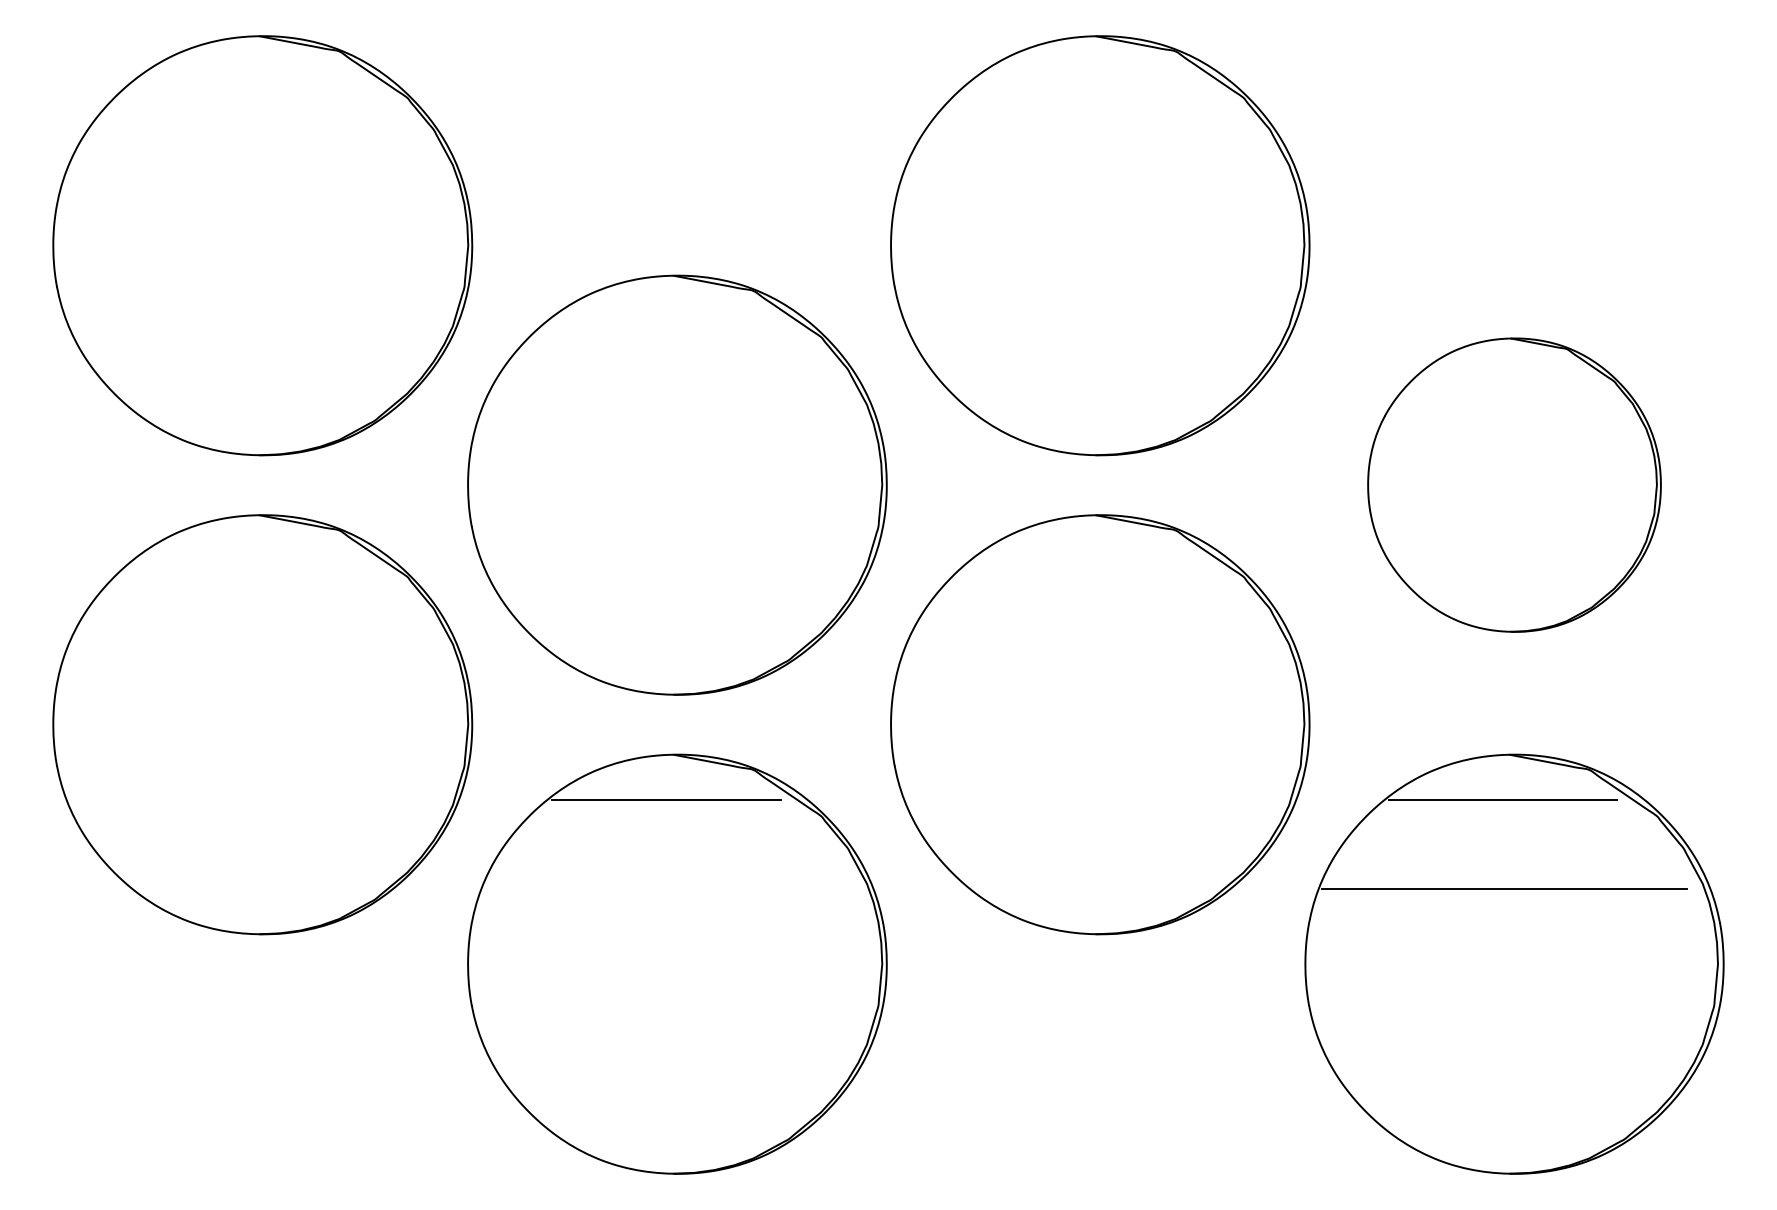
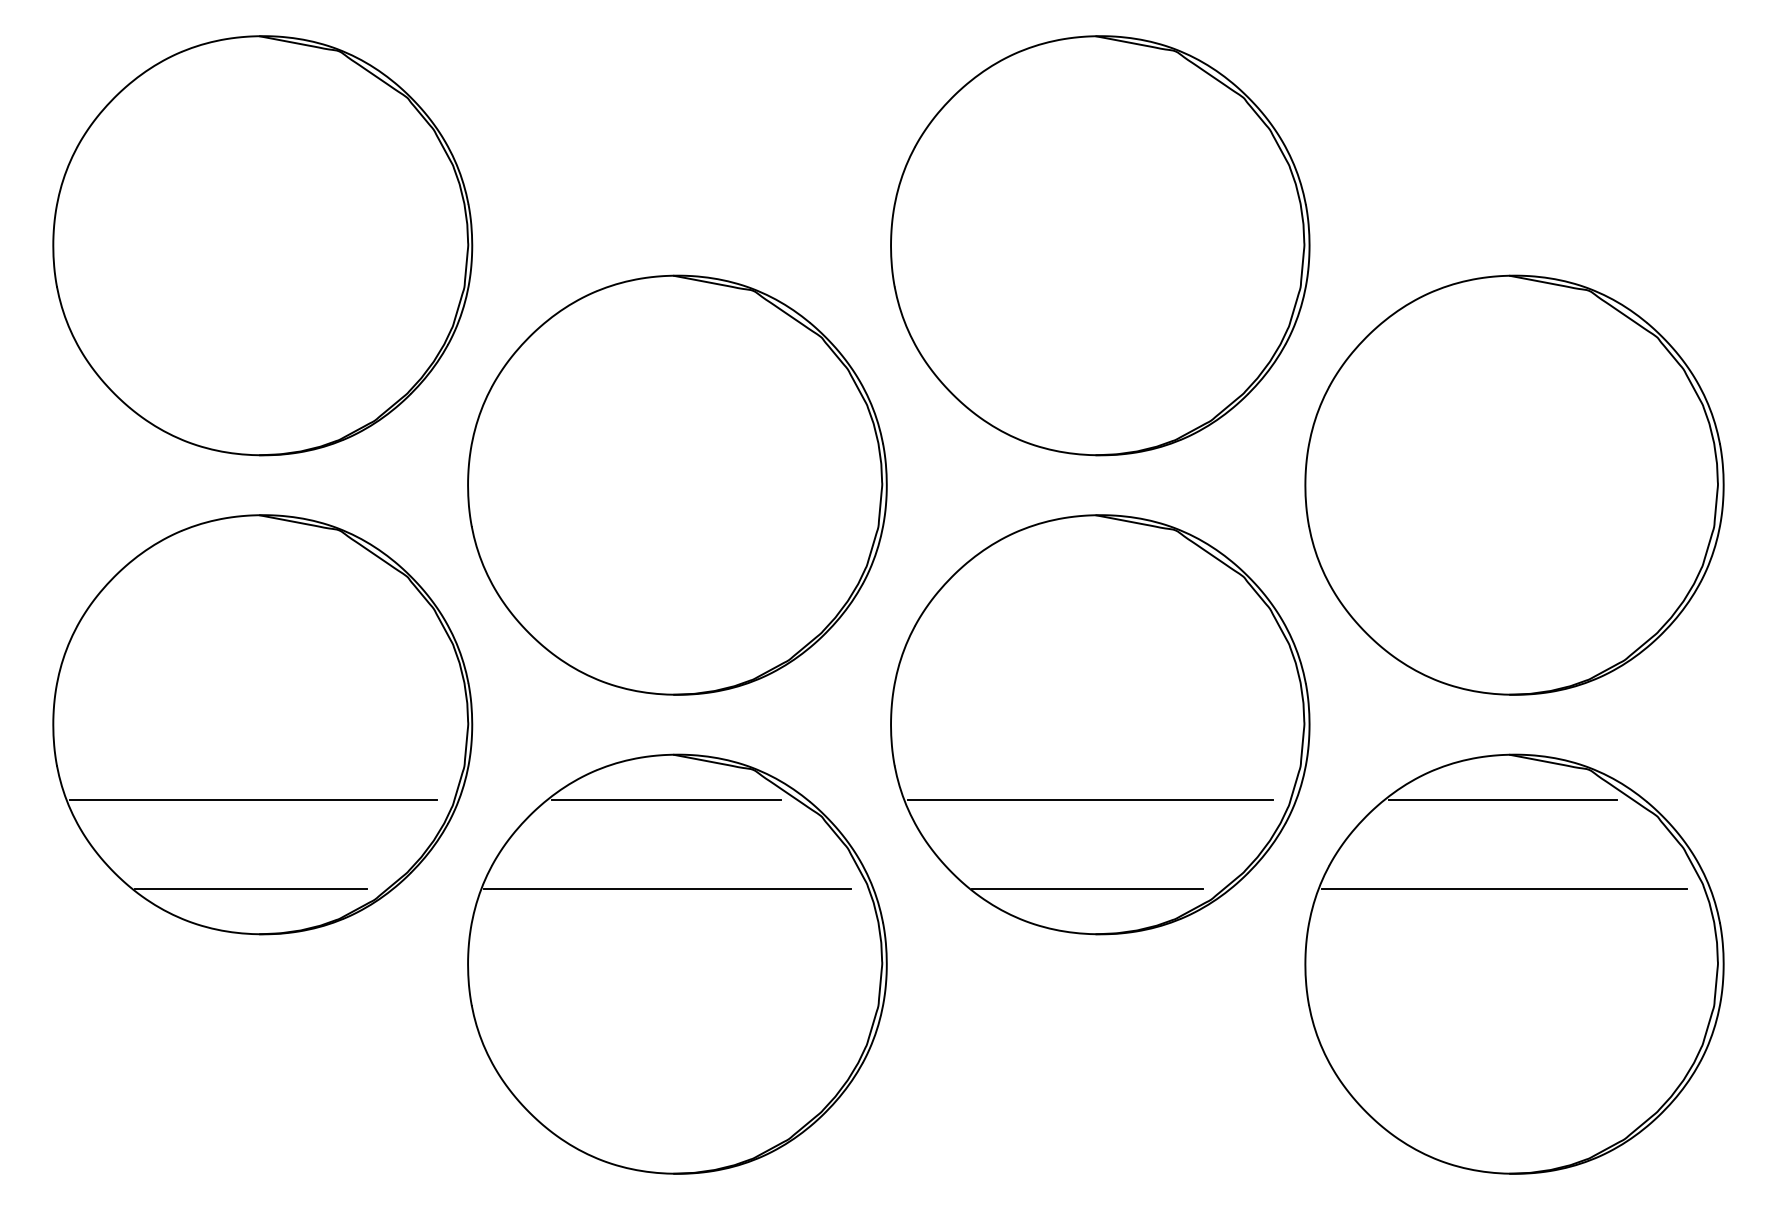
part size: 295x296 px -> 421x422 px (1514, 484)
line: none -> present (253, 799)
line: none -> present (1090, 799)
line: none -> present (250, 889)
line: none -> present (667, 889)
line: none -> present (1087, 889)
